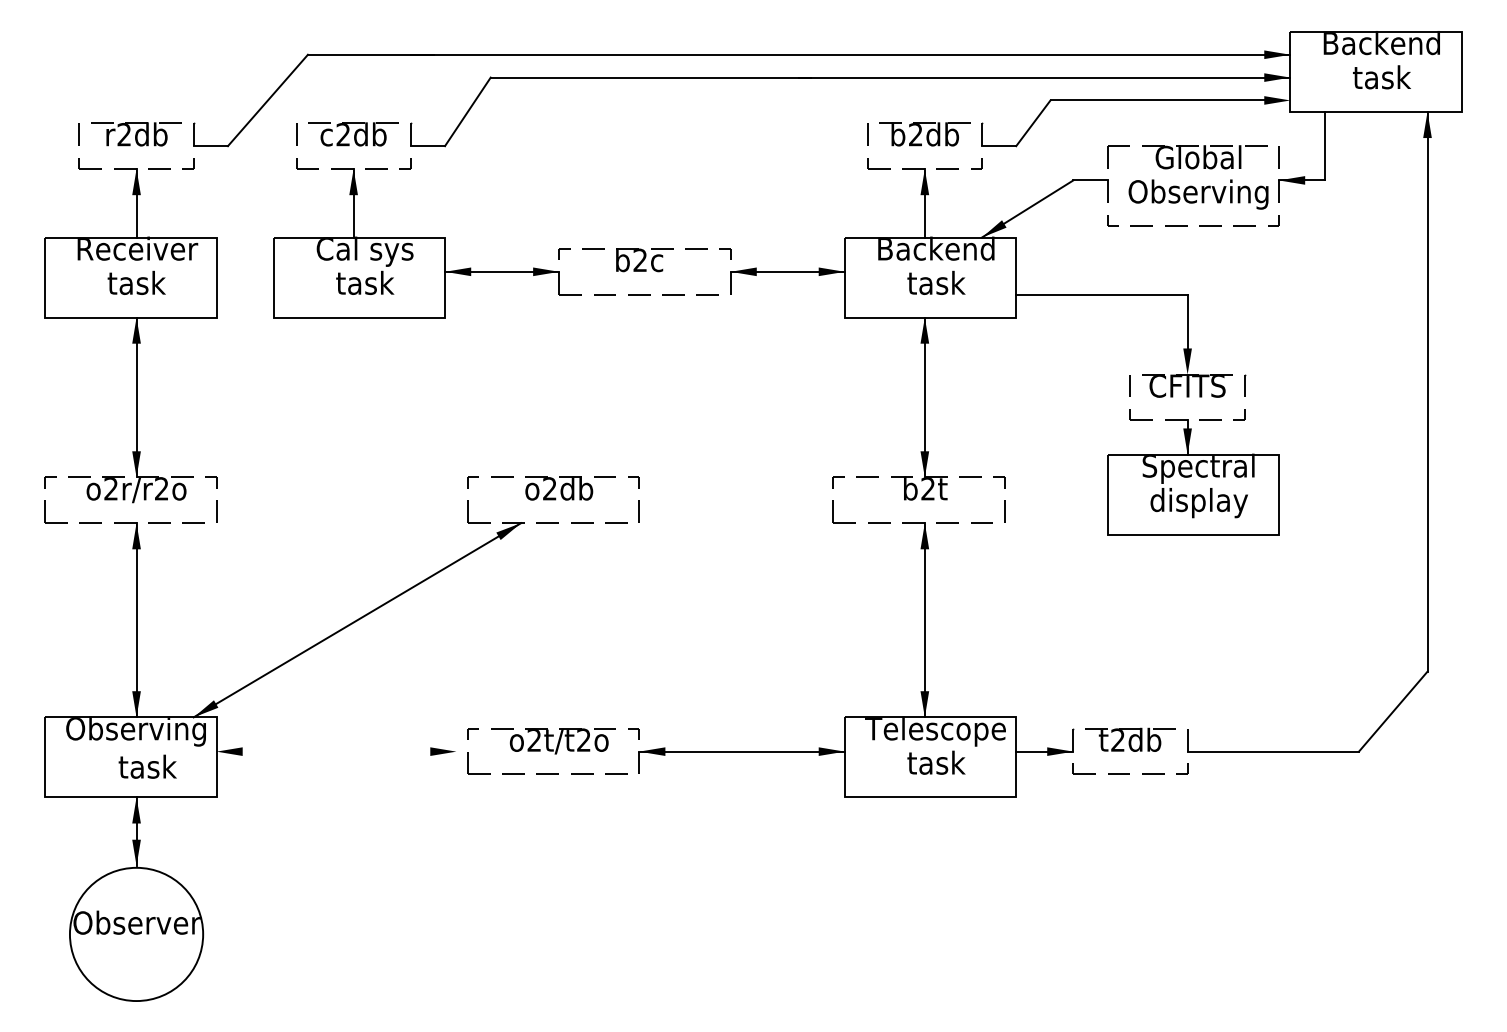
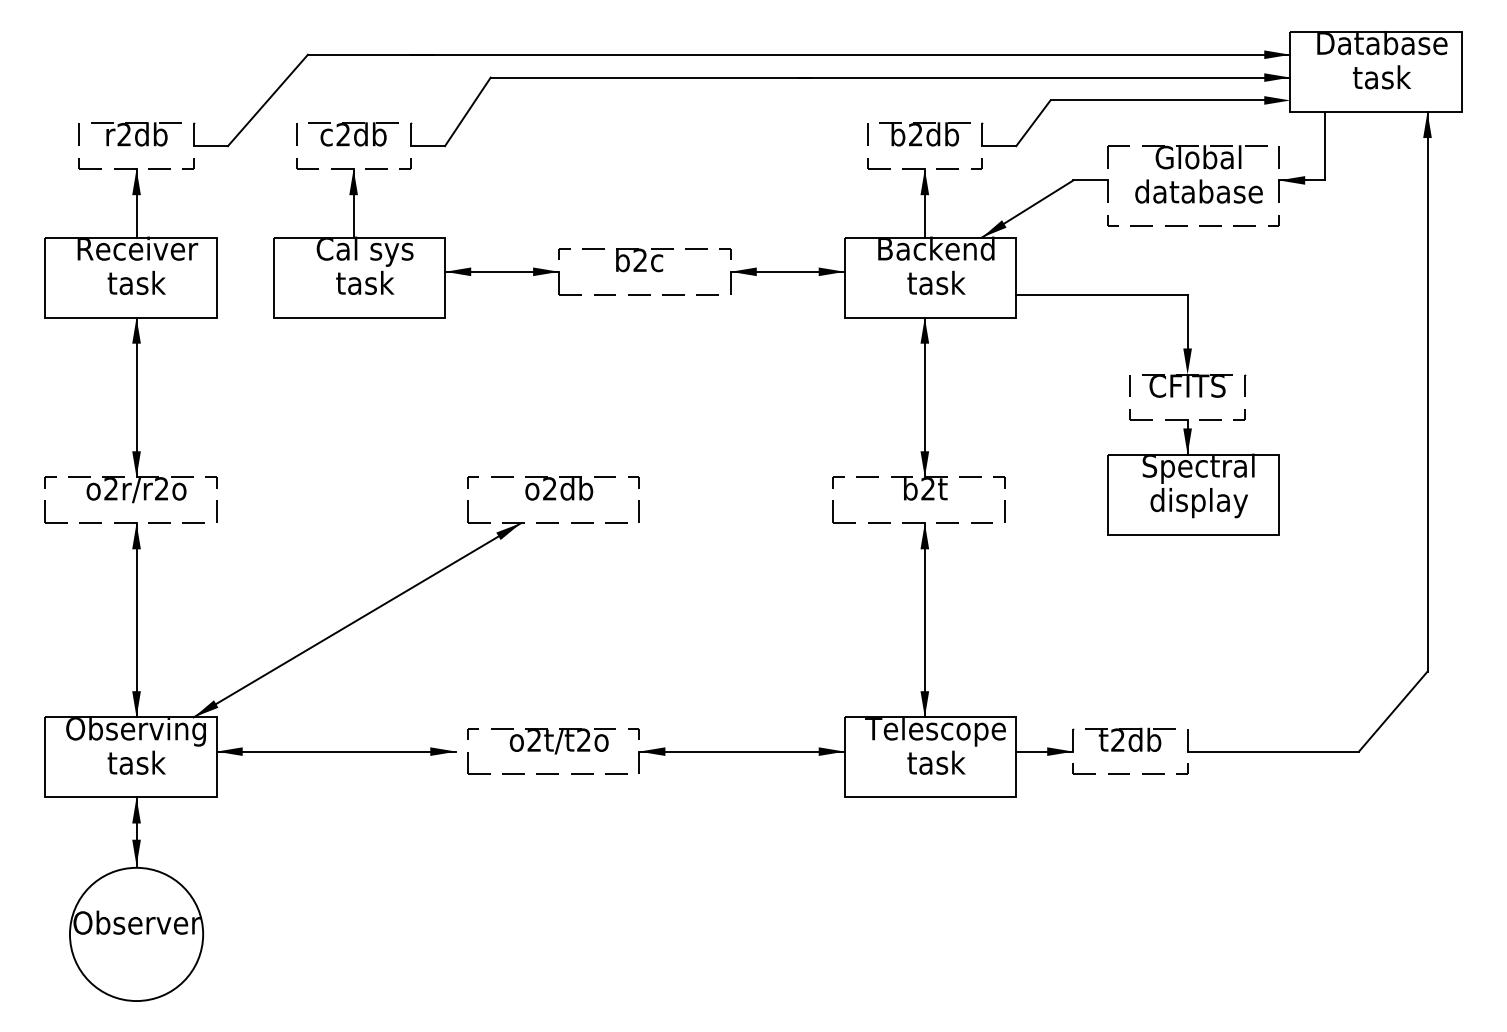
text: Backend -> Database (1382, 44)
text: Observing -> database (1198, 194)
line: none -> present (336, 751)
text position: (147, 766) -> (136, 762) (136, 762)
